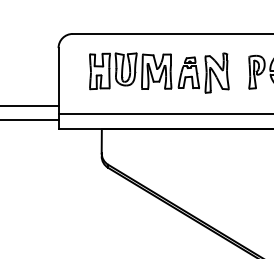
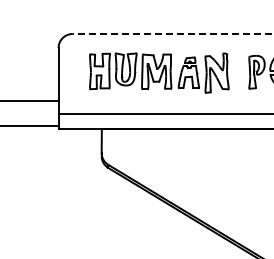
line: solid -> dashed (172, 33)
line position: (30, 106) -> (30, 101) (30, 101)
line position: (30, 120) -> (30, 126) (30, 126)
